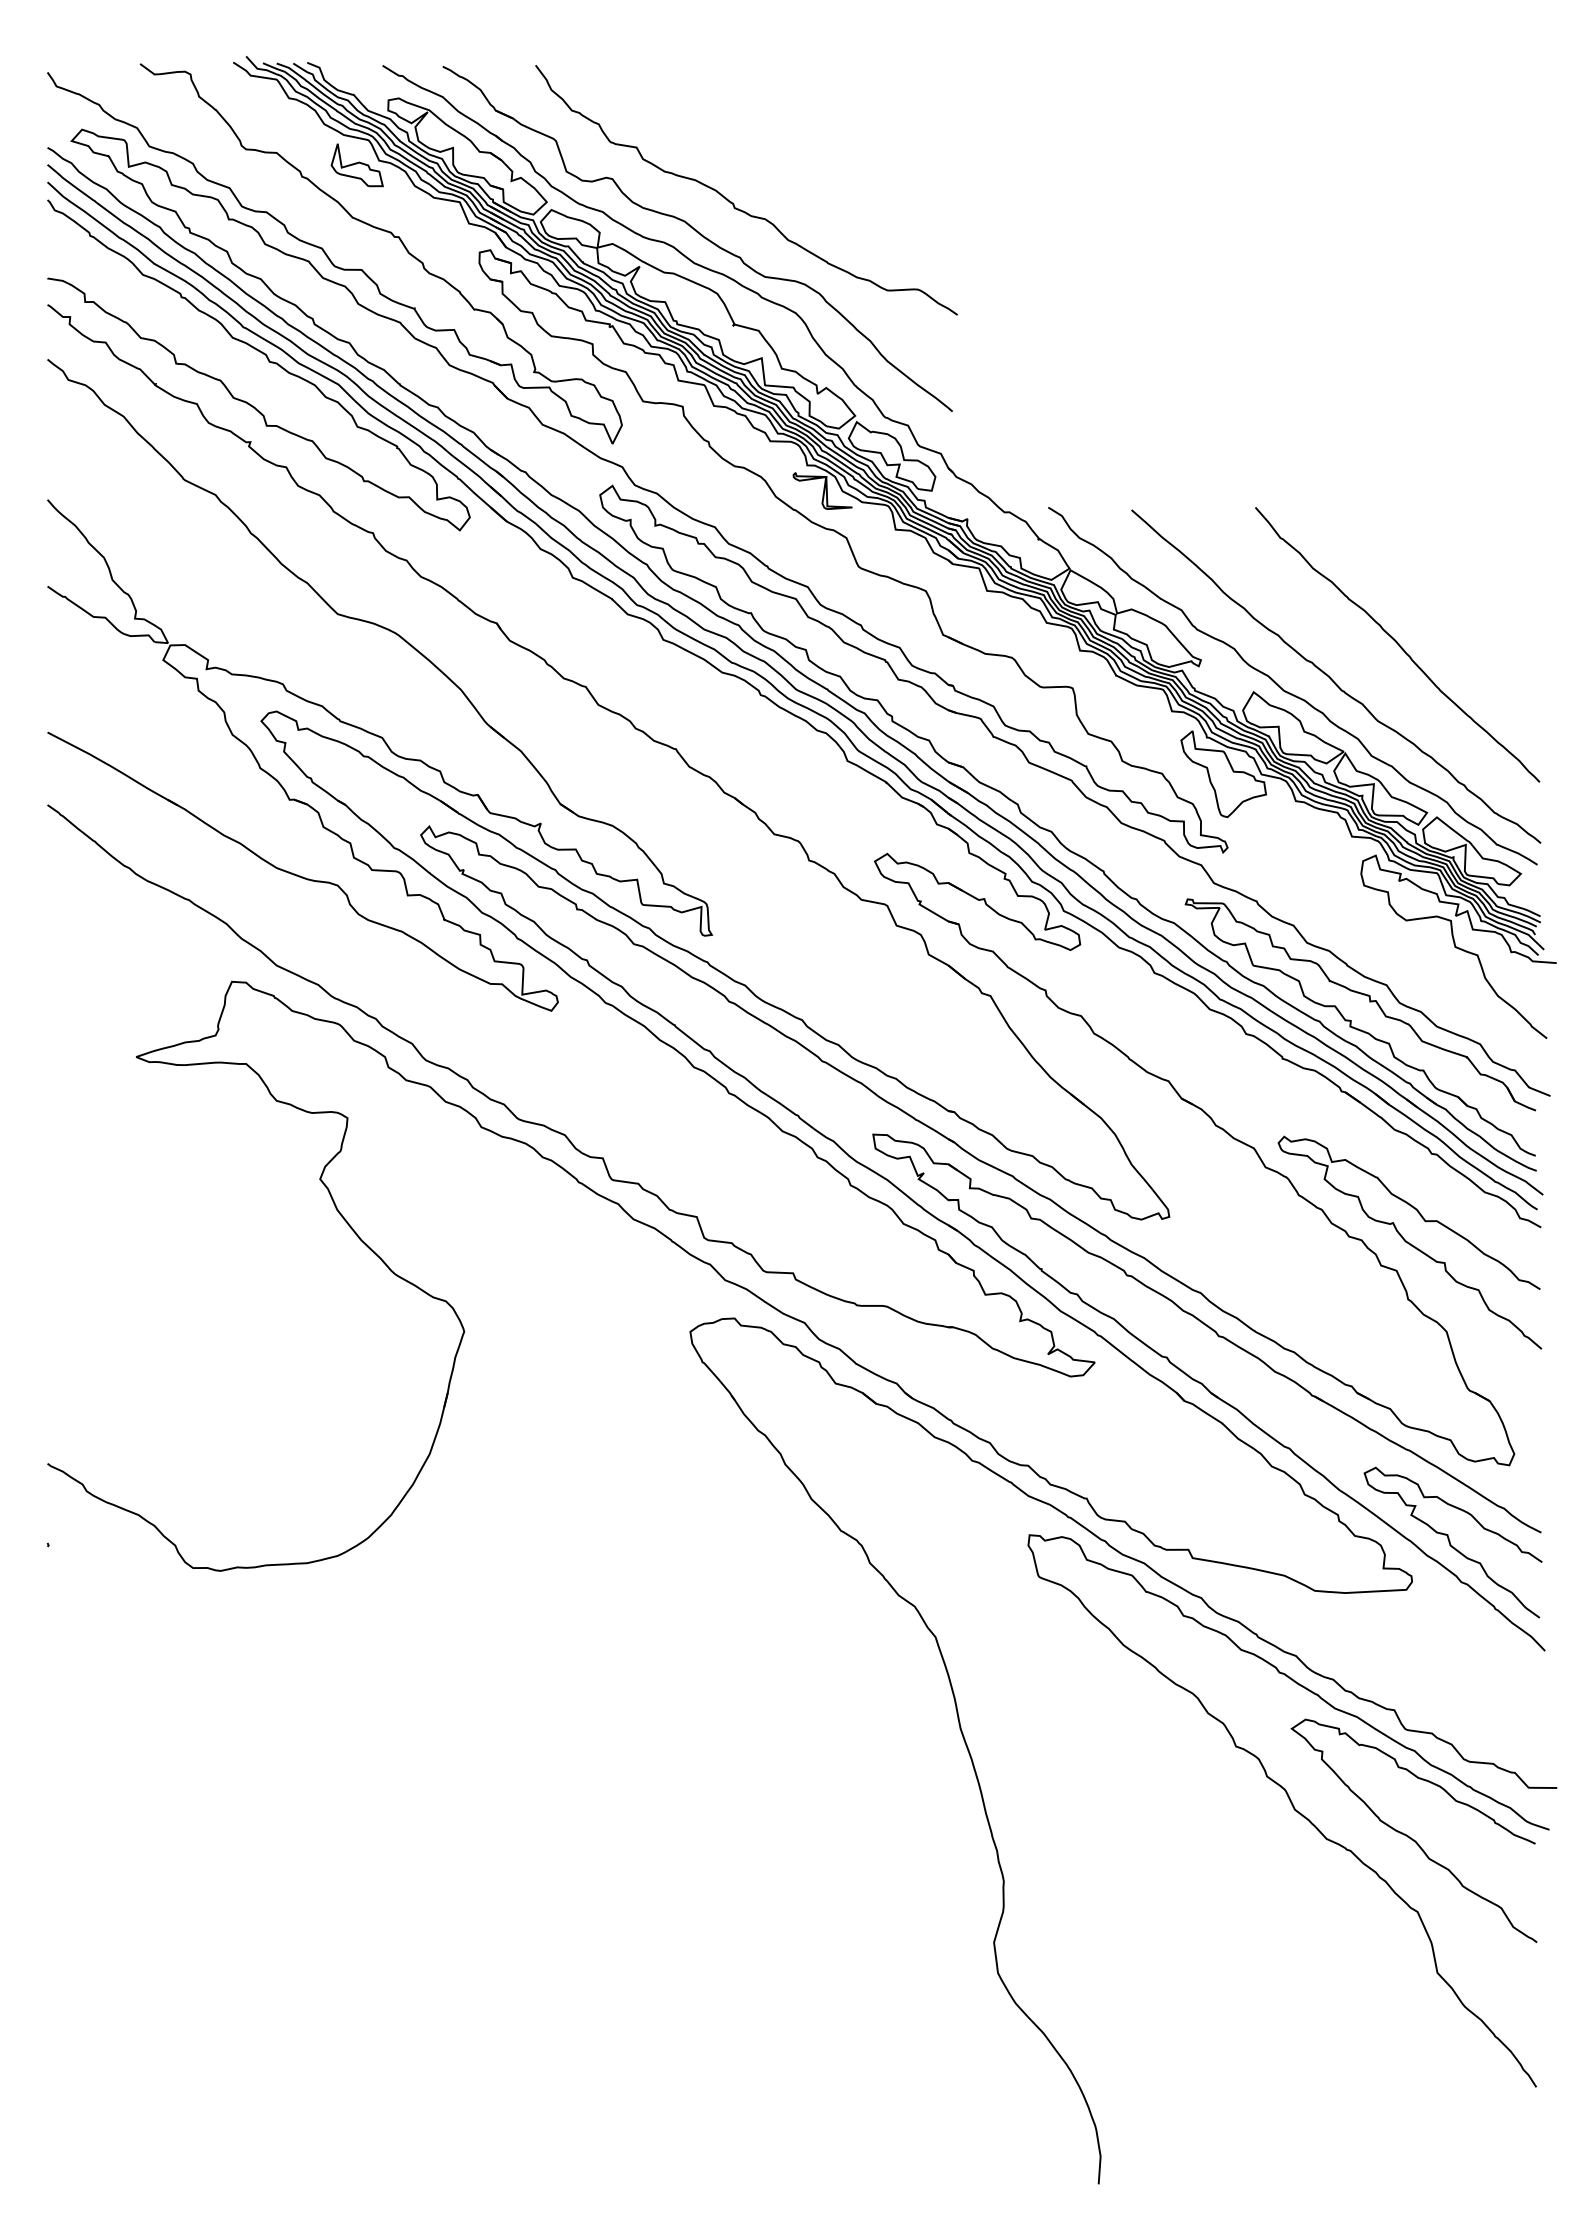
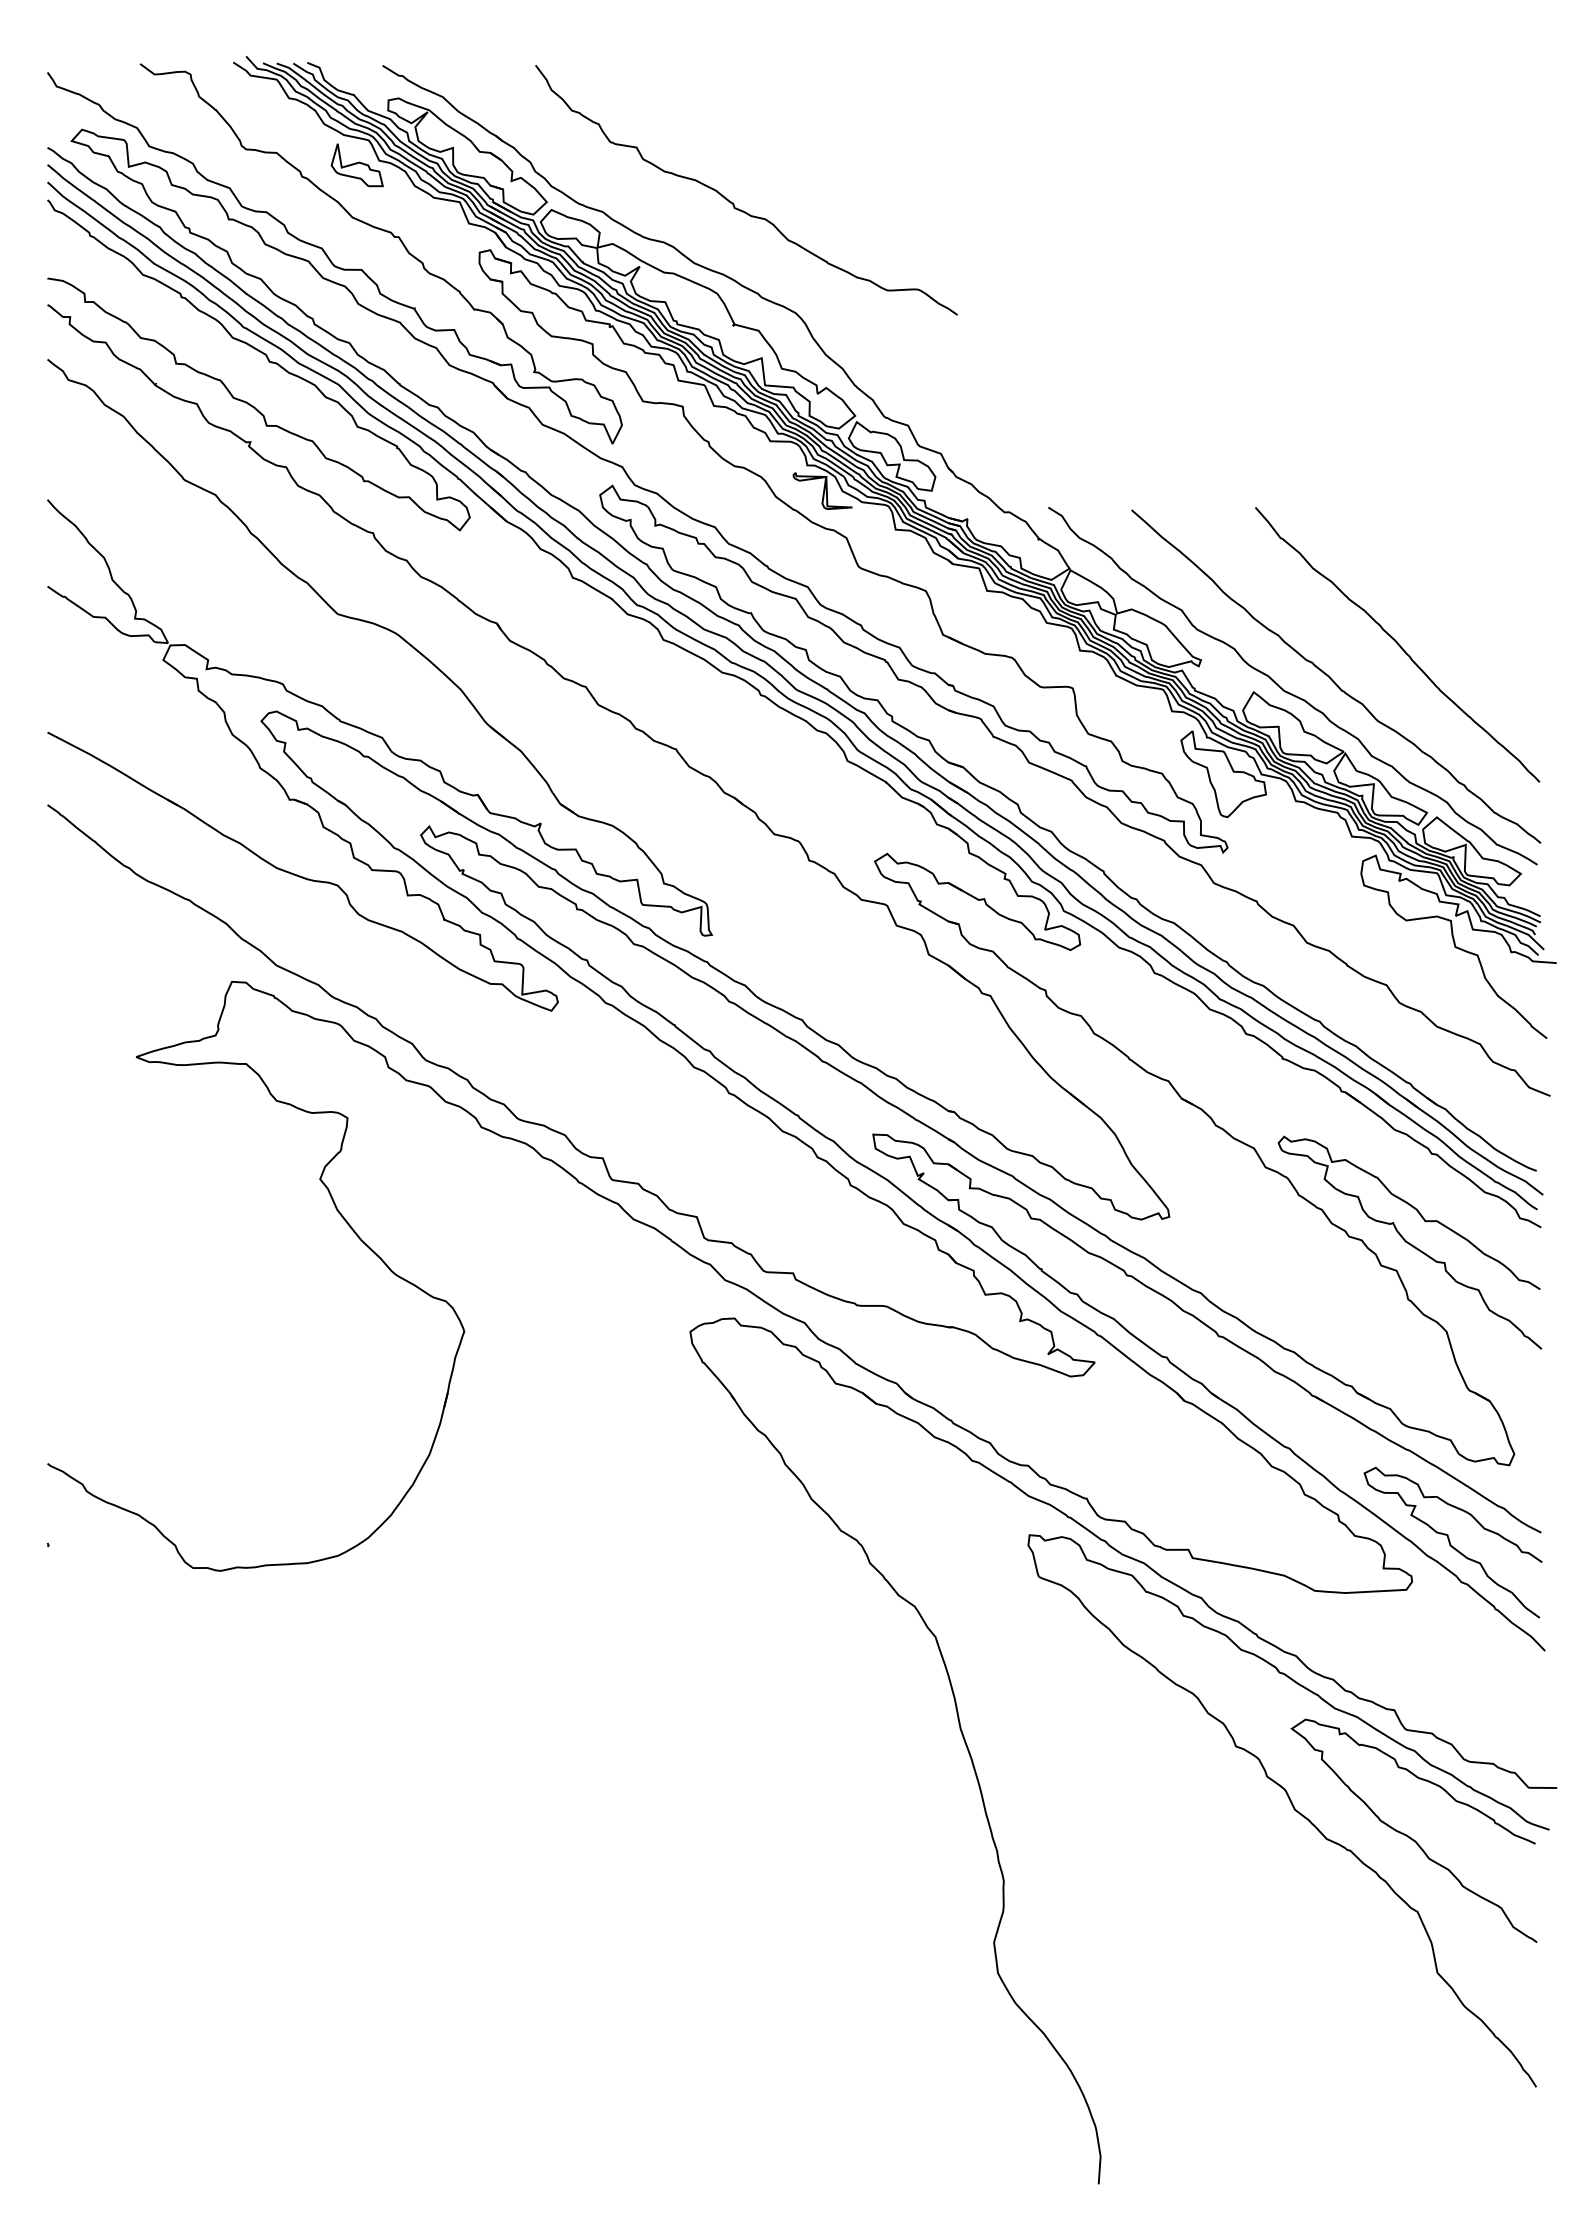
part: present -> none (697, 238)
part: present -> none (1359, 1027)
